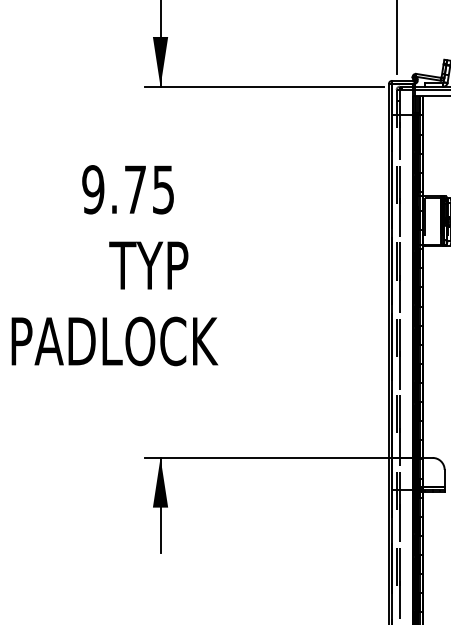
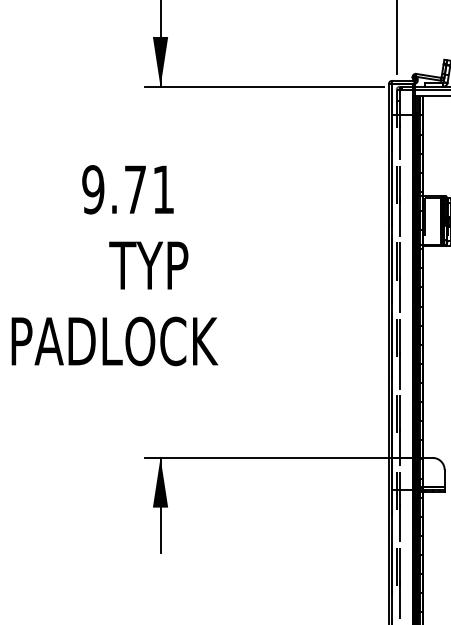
text: 9.75 -> 9.71 (163, 189)
